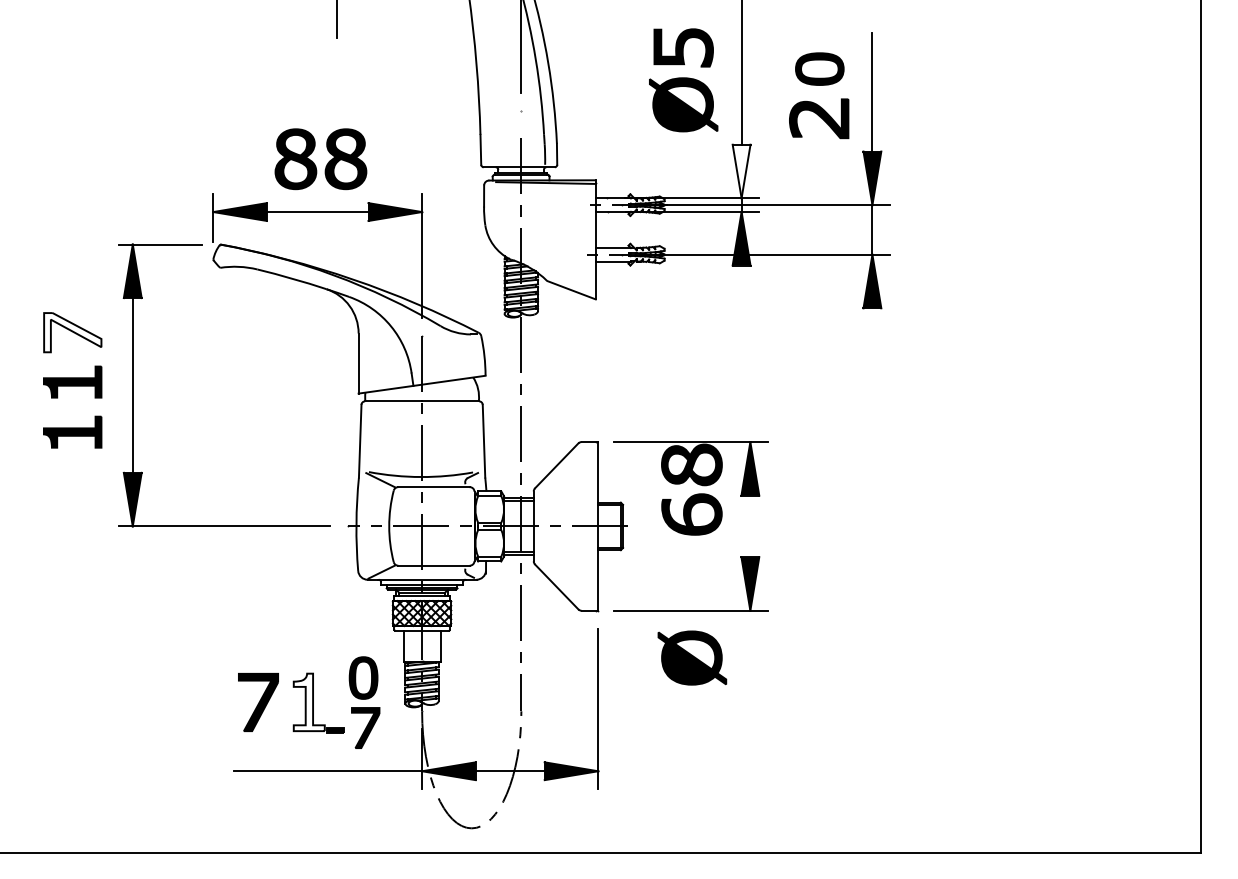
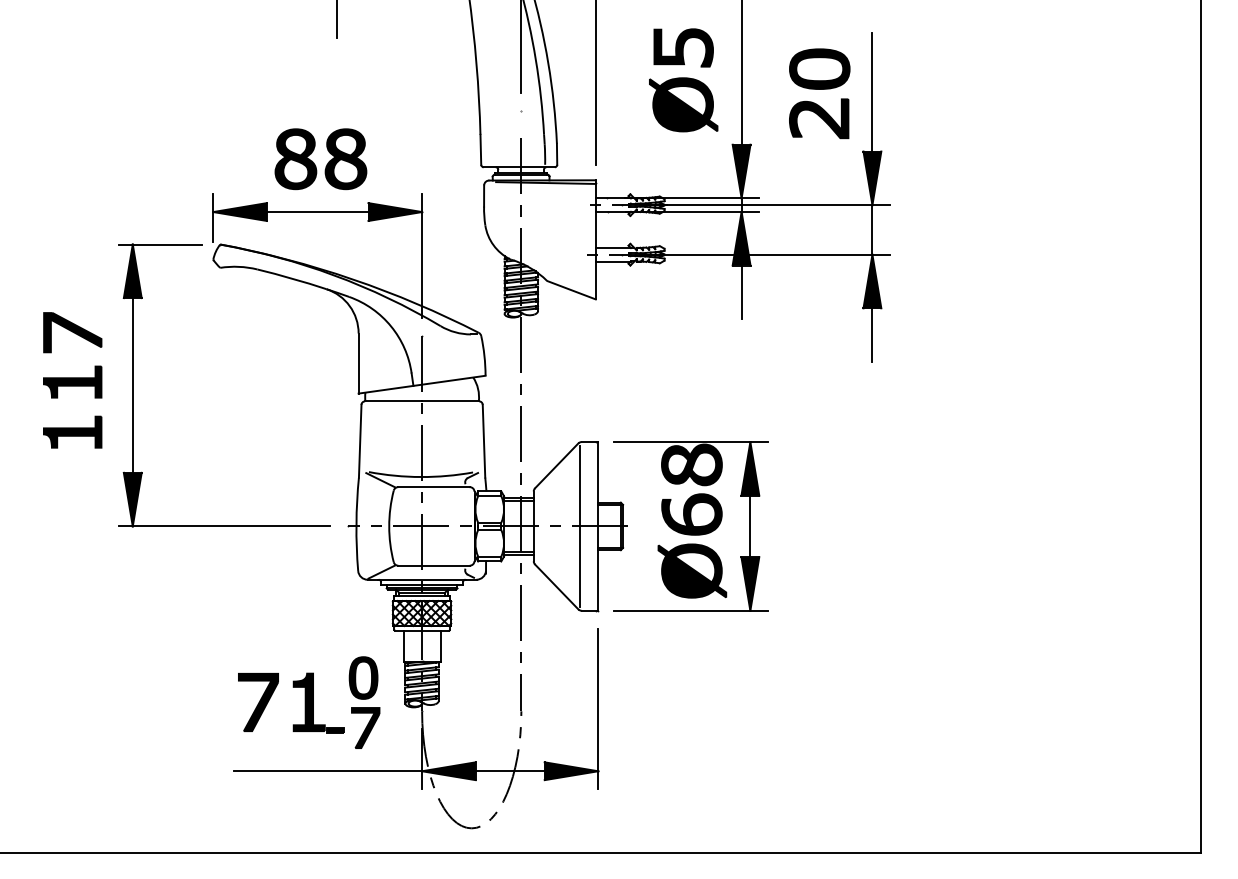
part size: 50x34 px -> 62x42 px (819, 68)
line: none -> present (595, 83)
fill: none -> present (741, 171)
line: none -> present (741, 292)
fill: none -> present (72, 332)
line: none -> present (872, 334)
line: none -> present (579, 526)
line: none -> present (750, 526)
part position: (692, 657) -> (692, 570) (692, 570)
fill: none -> present (308, 702)
